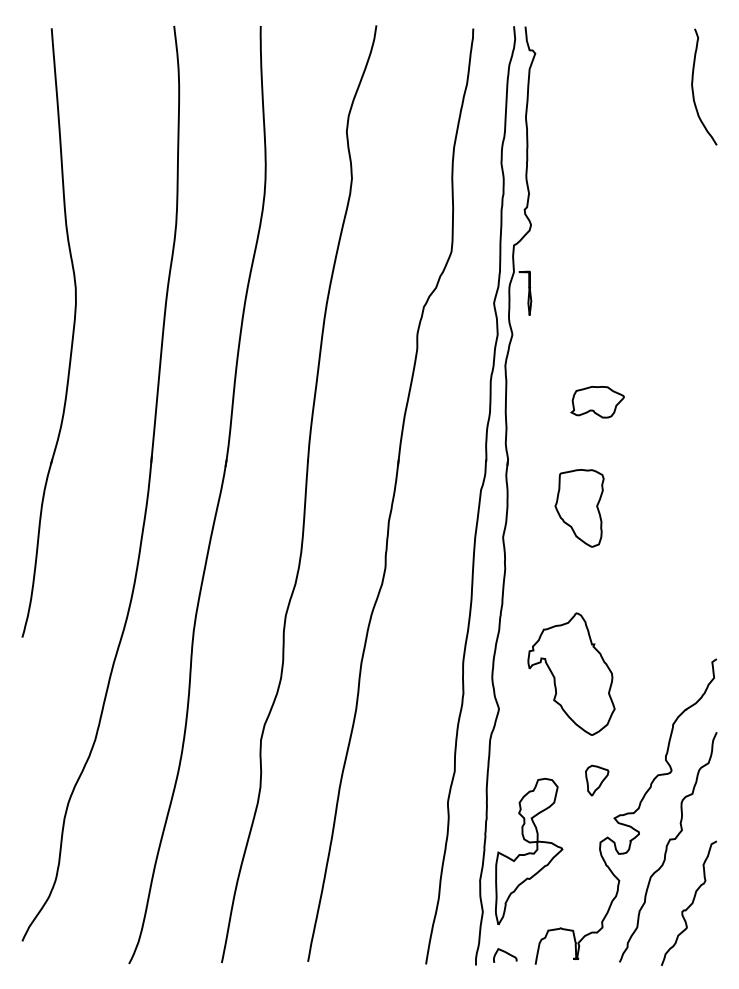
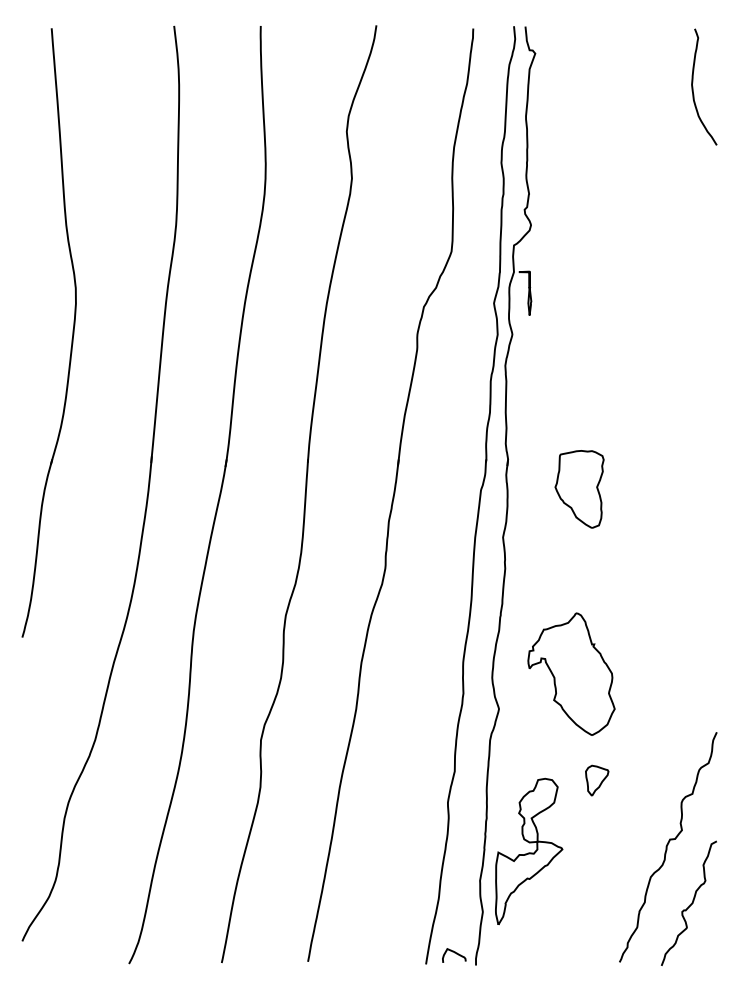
part: present -> none (597, 402)
part position: (579, 508) -> (579, 489) (579, 489)
part: present -> none (625, 811)
curve position: (505, 953) -> (454, 953) (454, 953)
